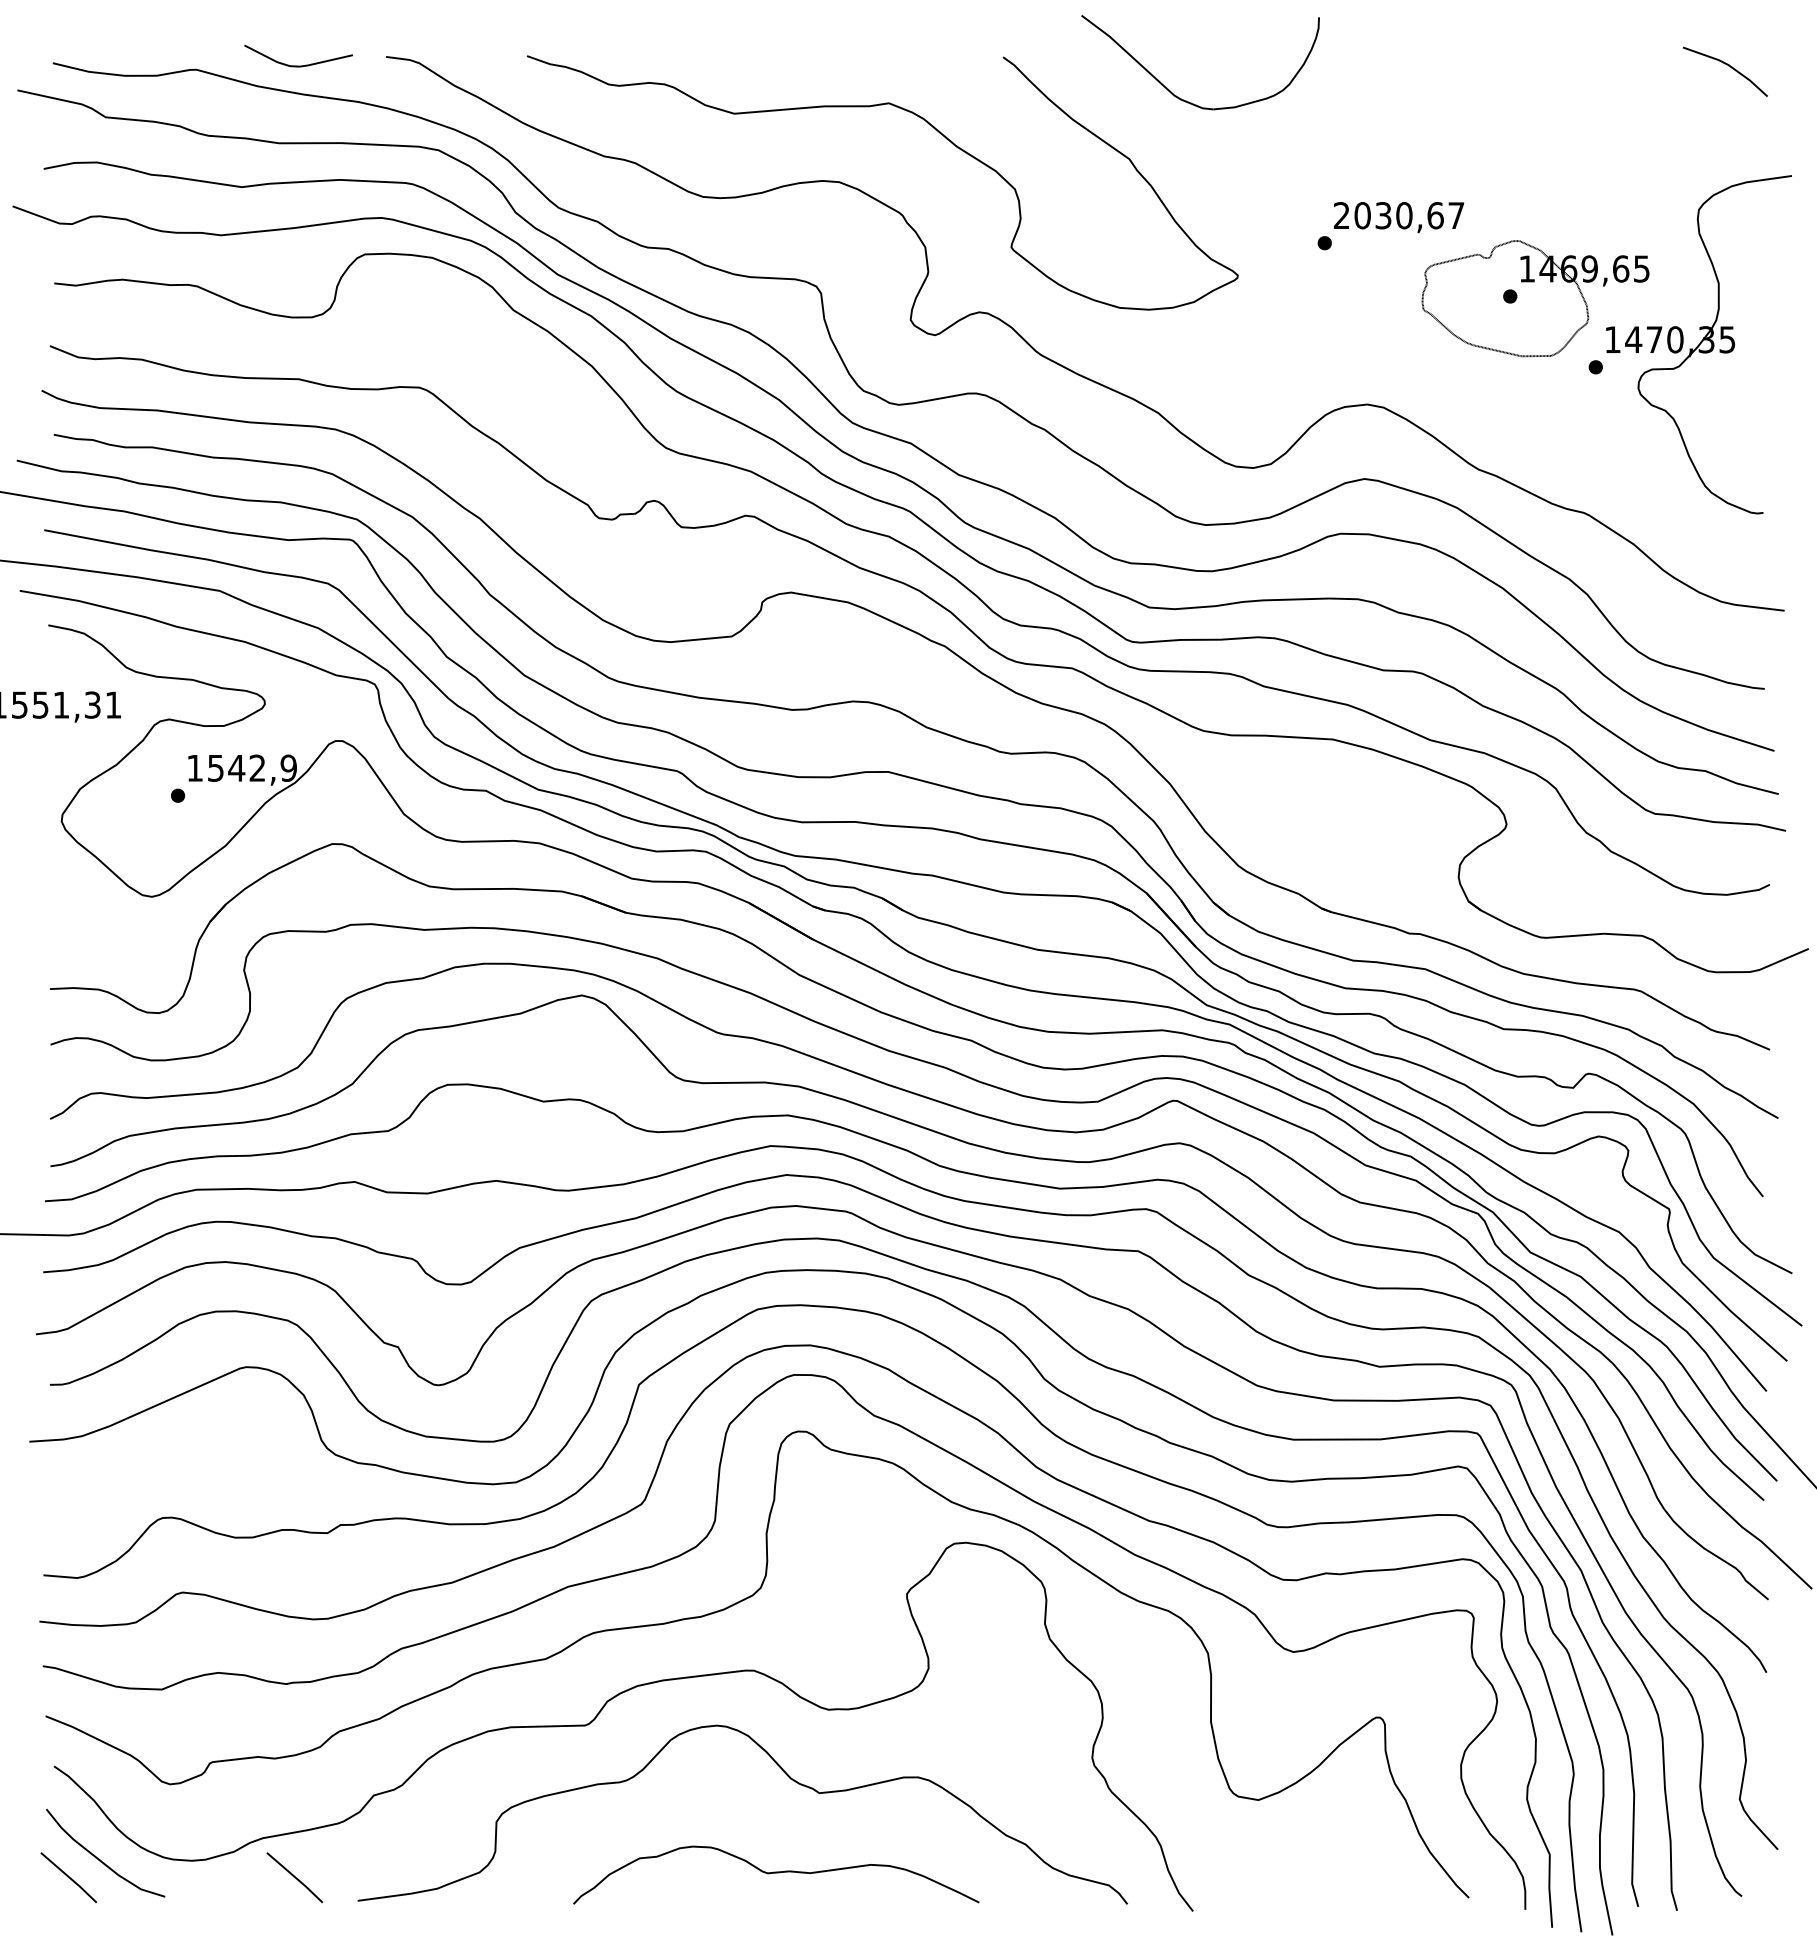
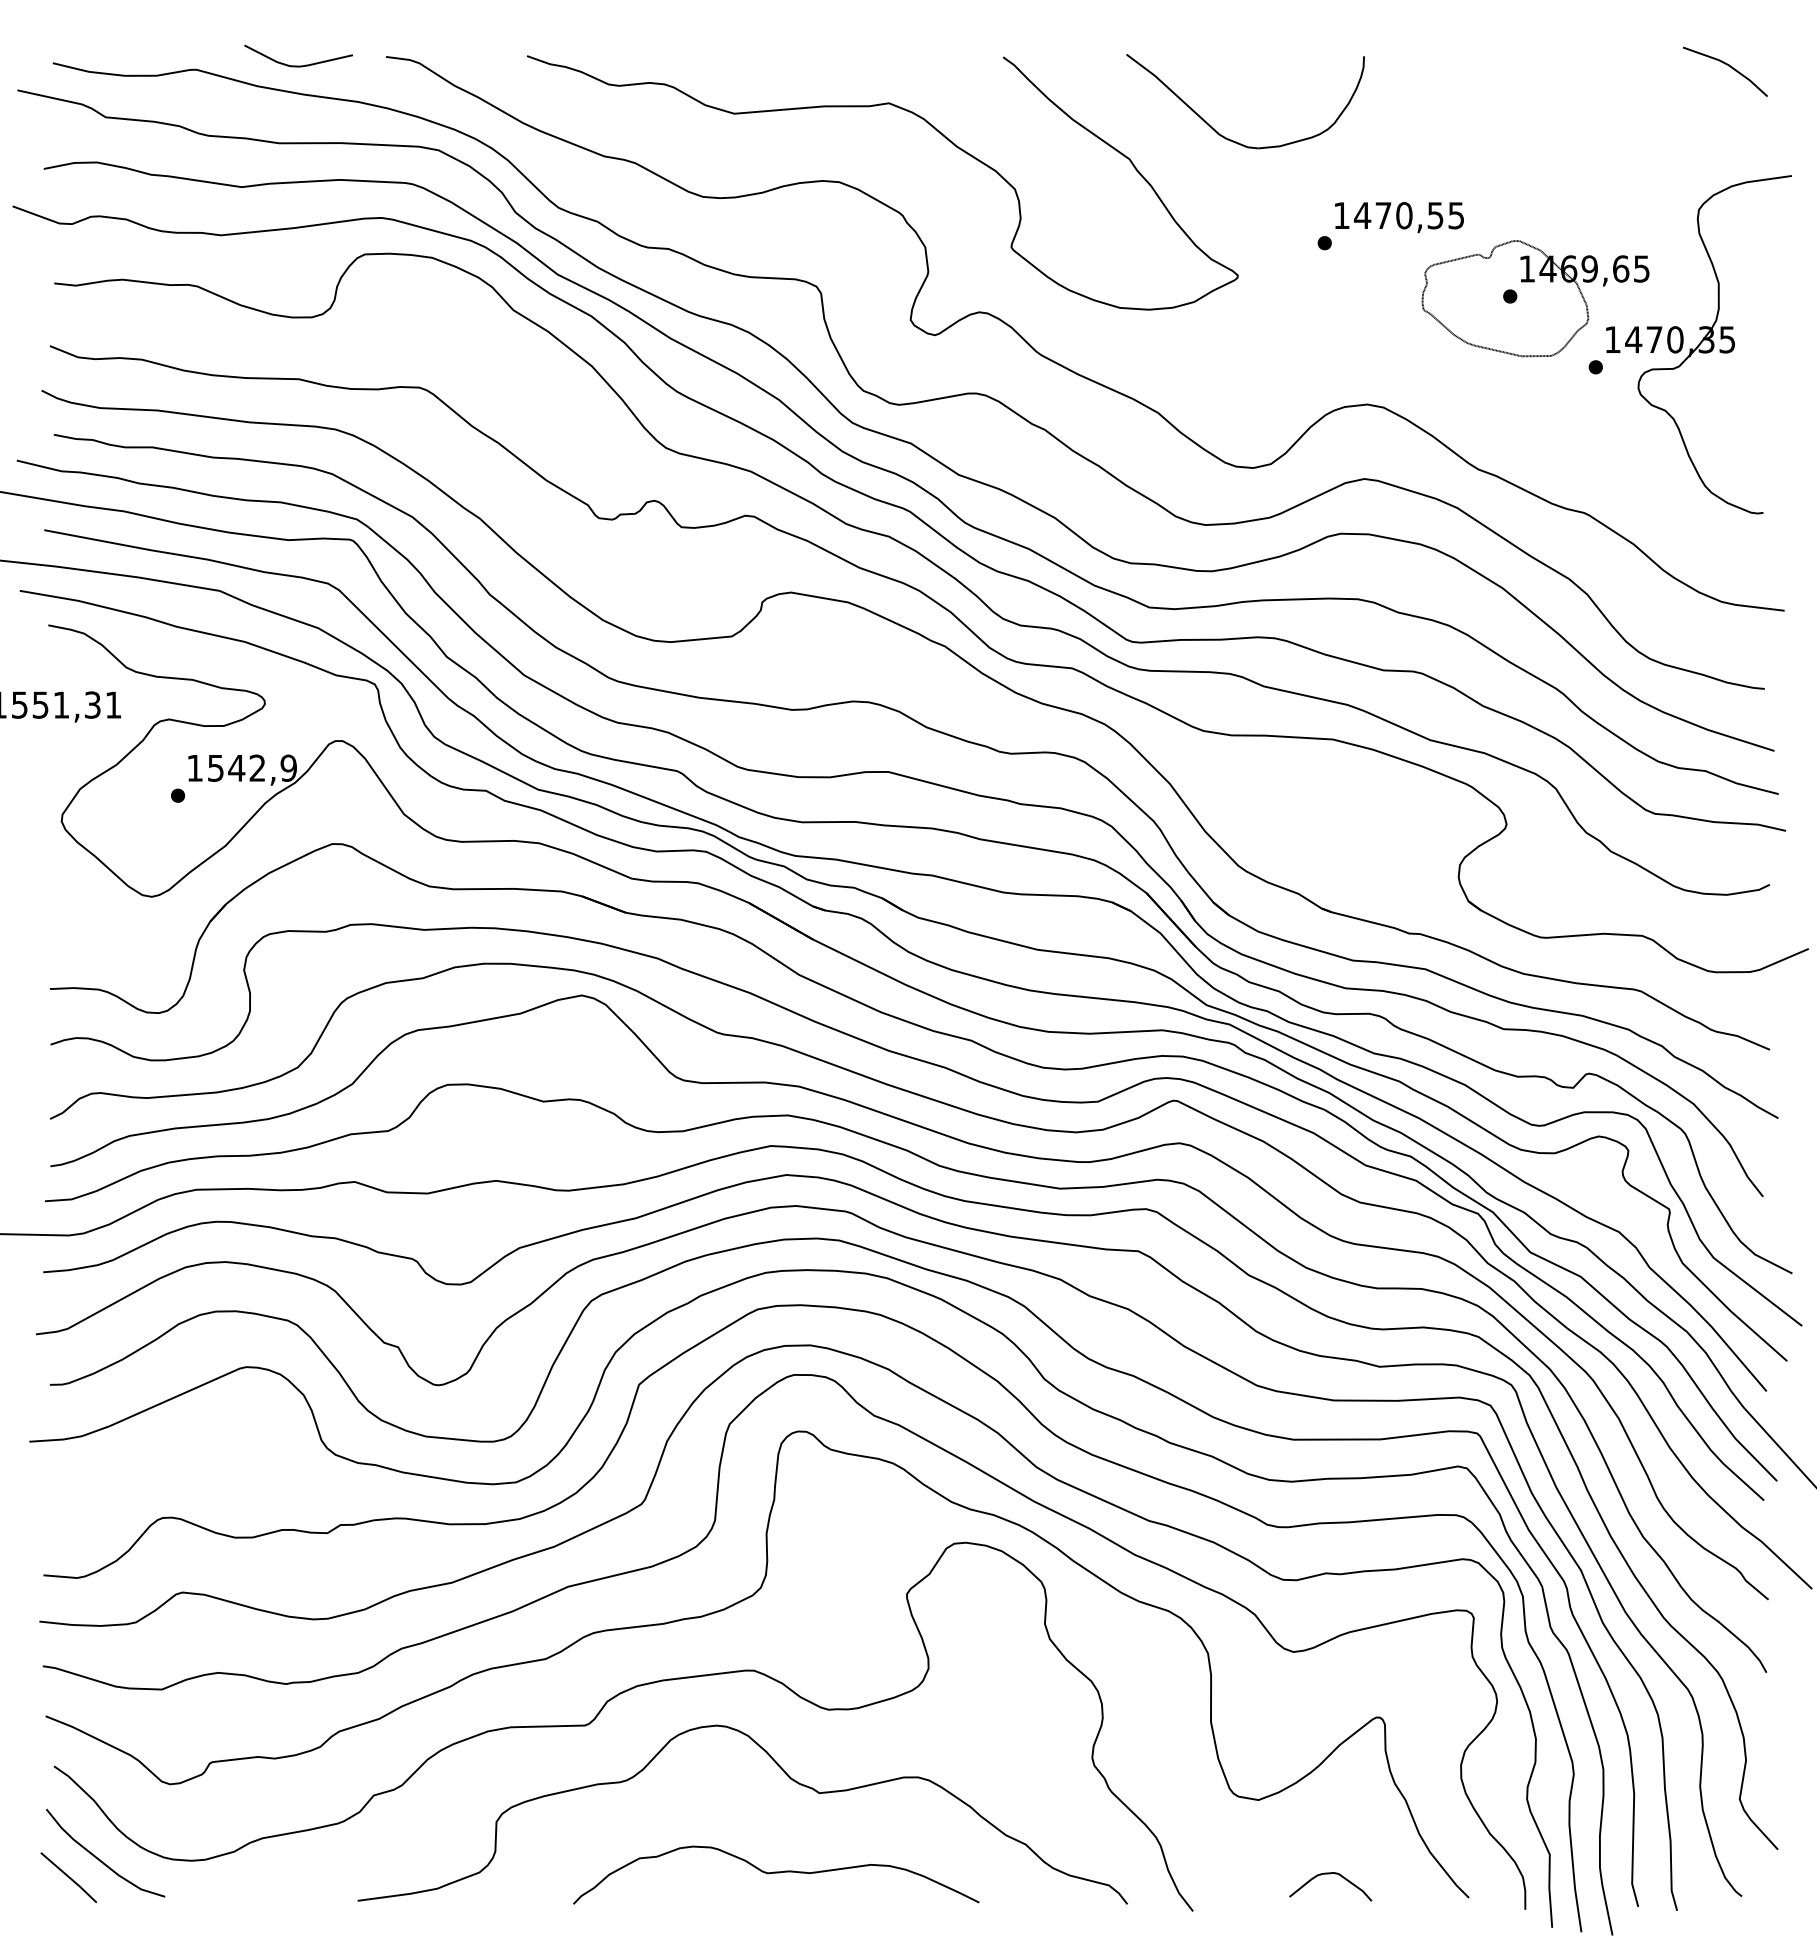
part position: (1178, 96) -> (1223, 135) (1223, 135)
text: 2030,67 -> 1470,55 (1398, 215)
curve: none -> present (1330, 1874)
line: present -> none (294, 1877)
